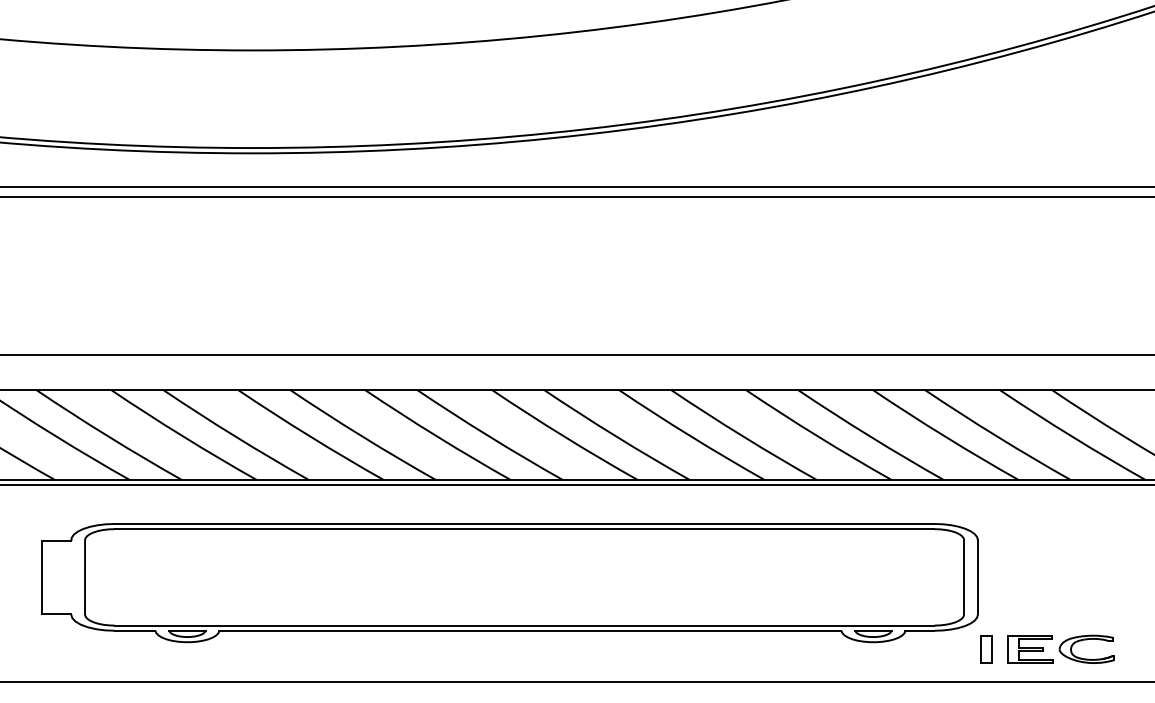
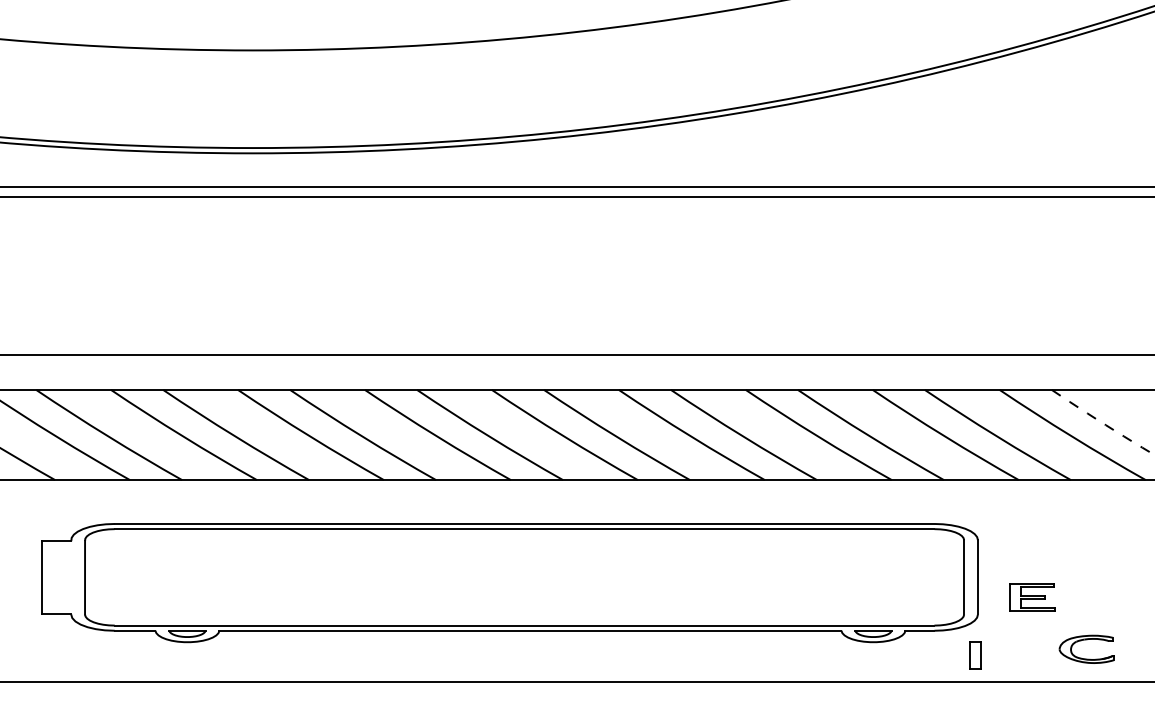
arc: solid -> dashed (1102, 423)
line: present -> none (576, 484)
part position: (986, 649) -> (975, 655) (975, 655)
part position: (1030, 649) -> (1032, 597) (1032, 597)
